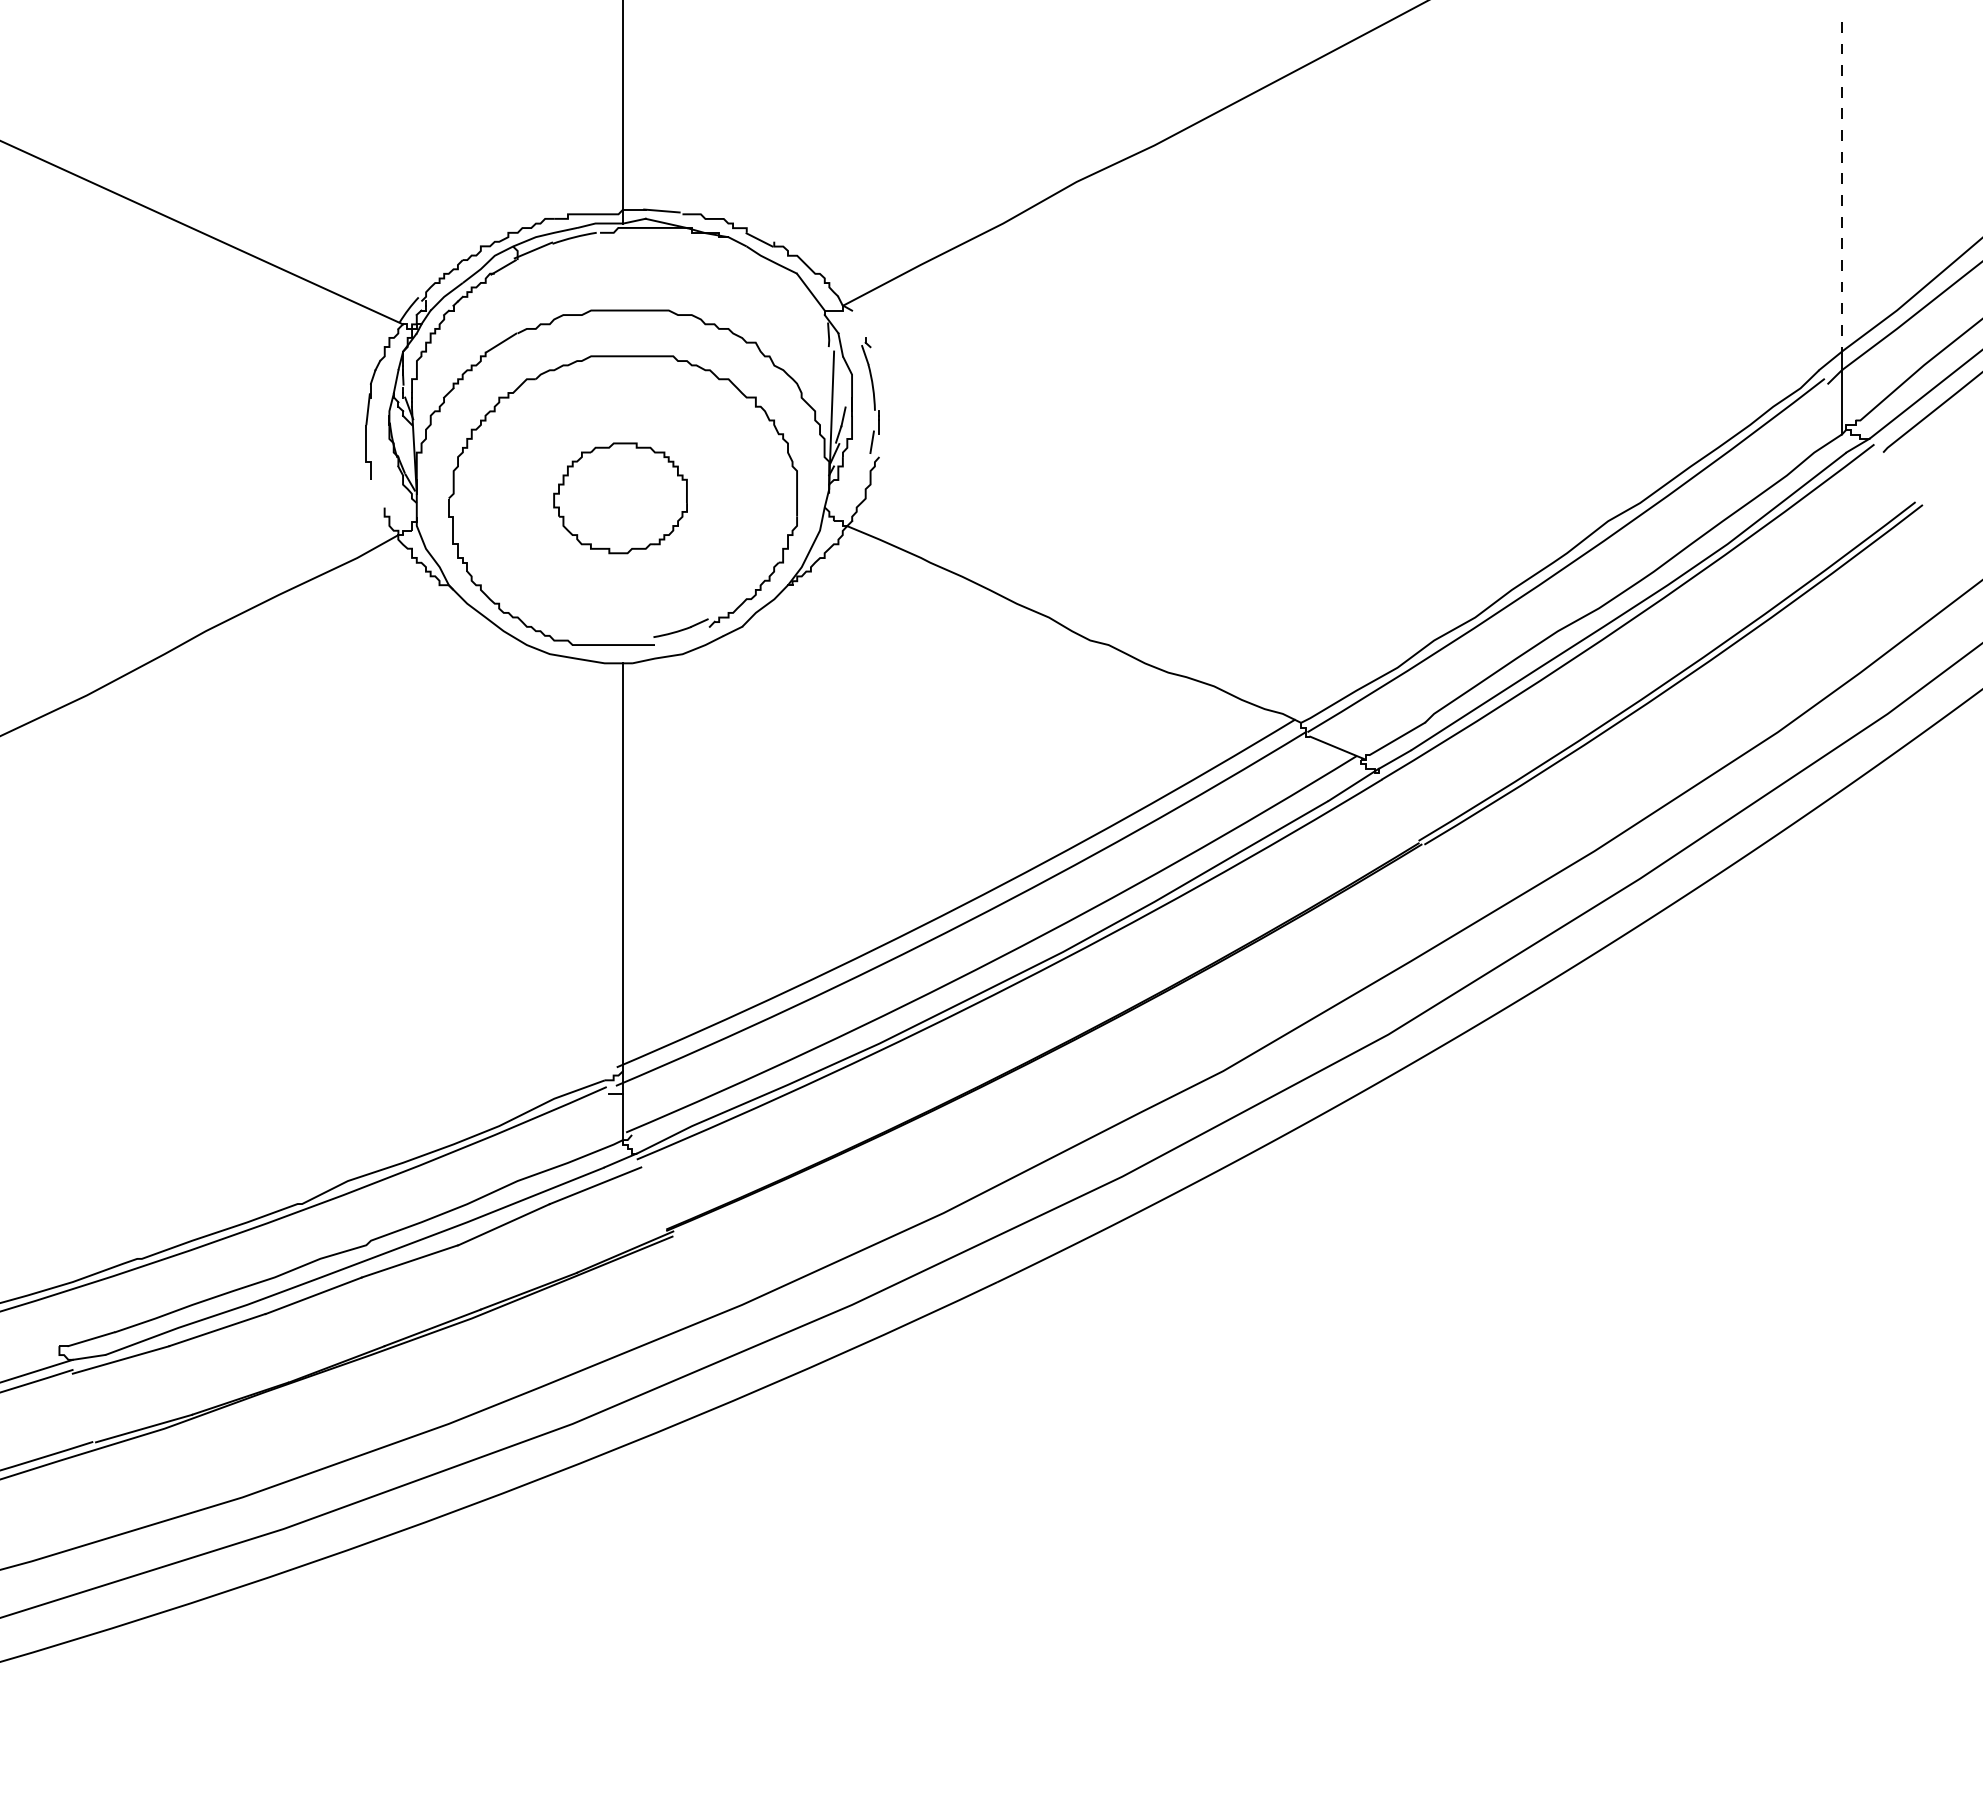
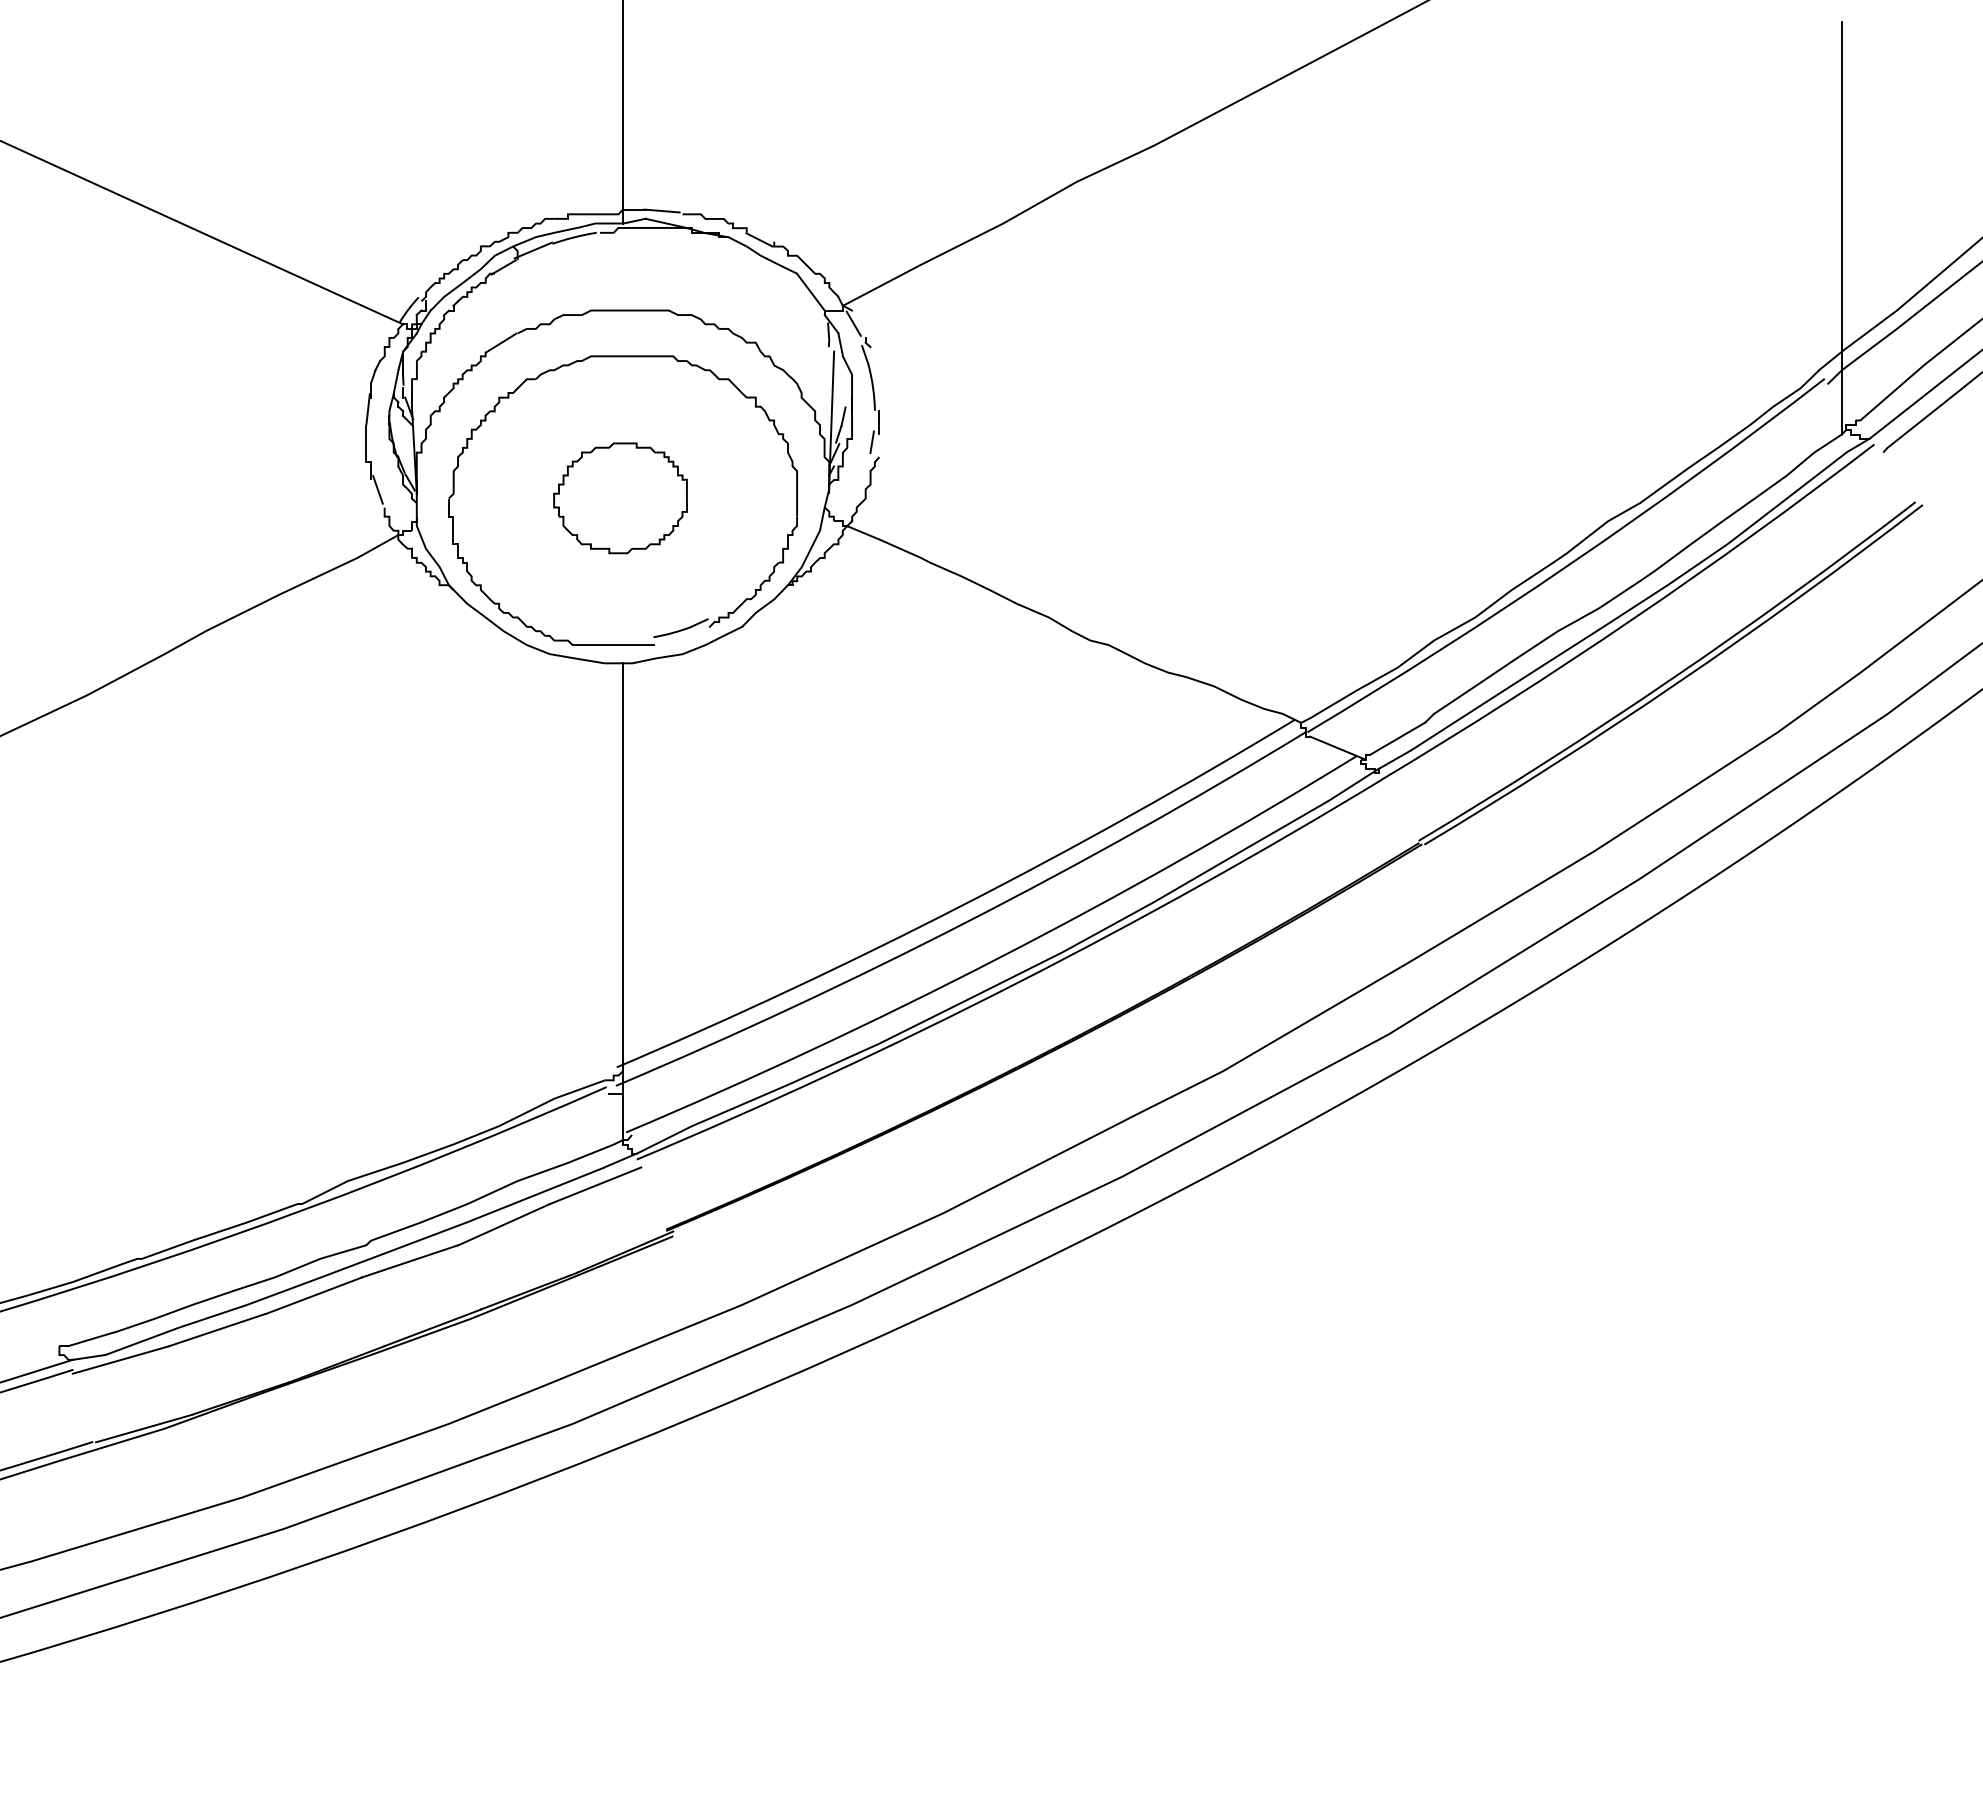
line: dashed -> solid (1841, 186)
line: none -> present (853, 323)
line: none -> present (377, 489)
